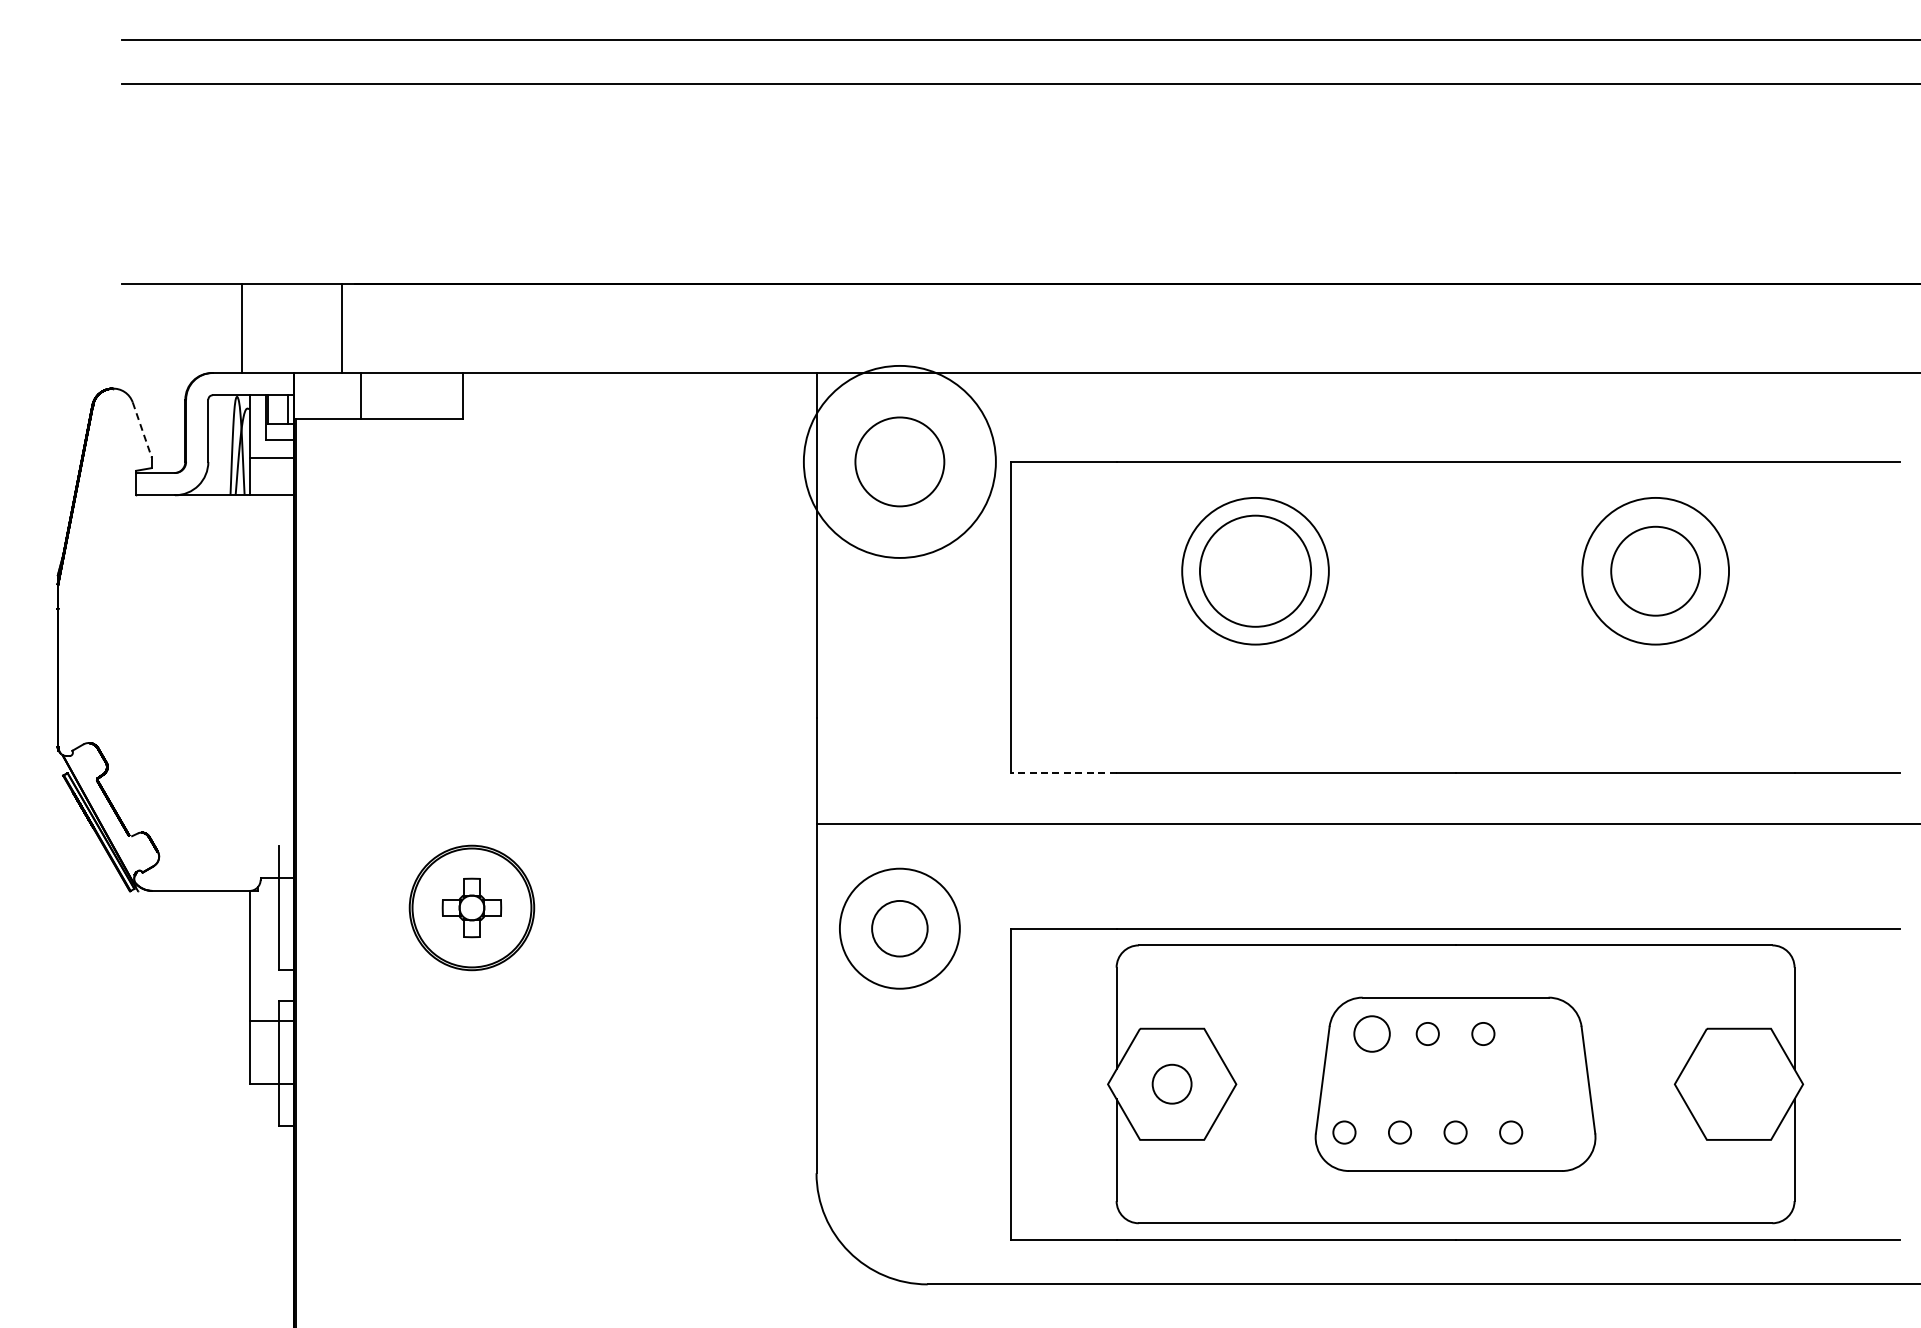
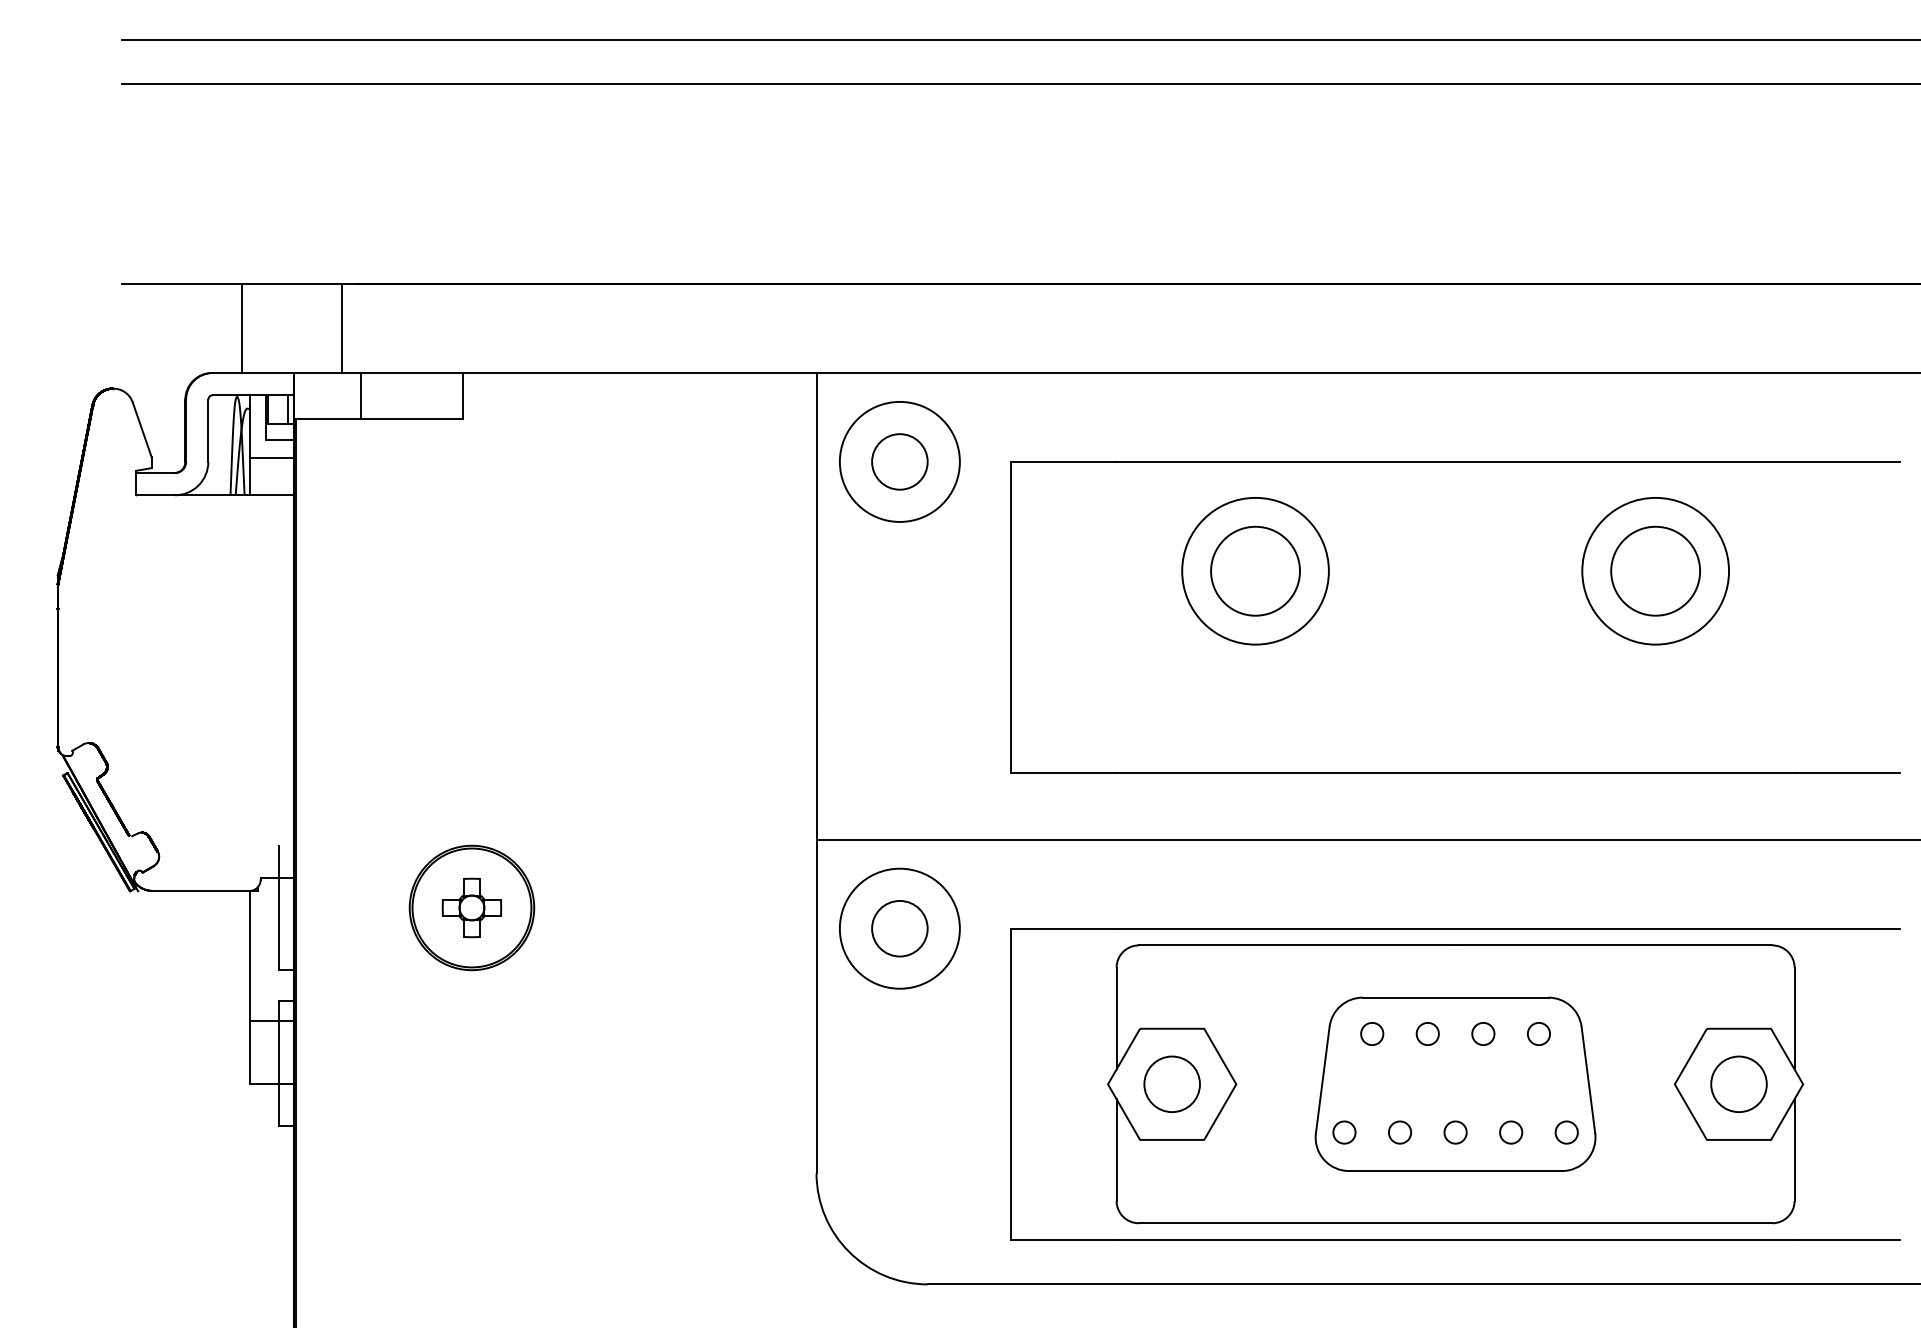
line: dashed -> solid (142, 430)
circle diameter: 192 px -> 120 px (899, 461)
circle diameter: 89 px -> 56 px (899, 461)
circle diameter: 111 px -> 89 px (1255, 570)
line: dashed -> solid (1063, 773)
line position: (1366, 823) -> (1366, 839) (1366, 839)
circle size: 38x38 px -> 25x24 px (1372, 1033)
circle: none -> present (1538, 1033)
circle size: 42x42 px -> 58x58 px (1171, 1083)
circle: none -> present (1738, 1083)
circle: none -> present (1566, 1132)
